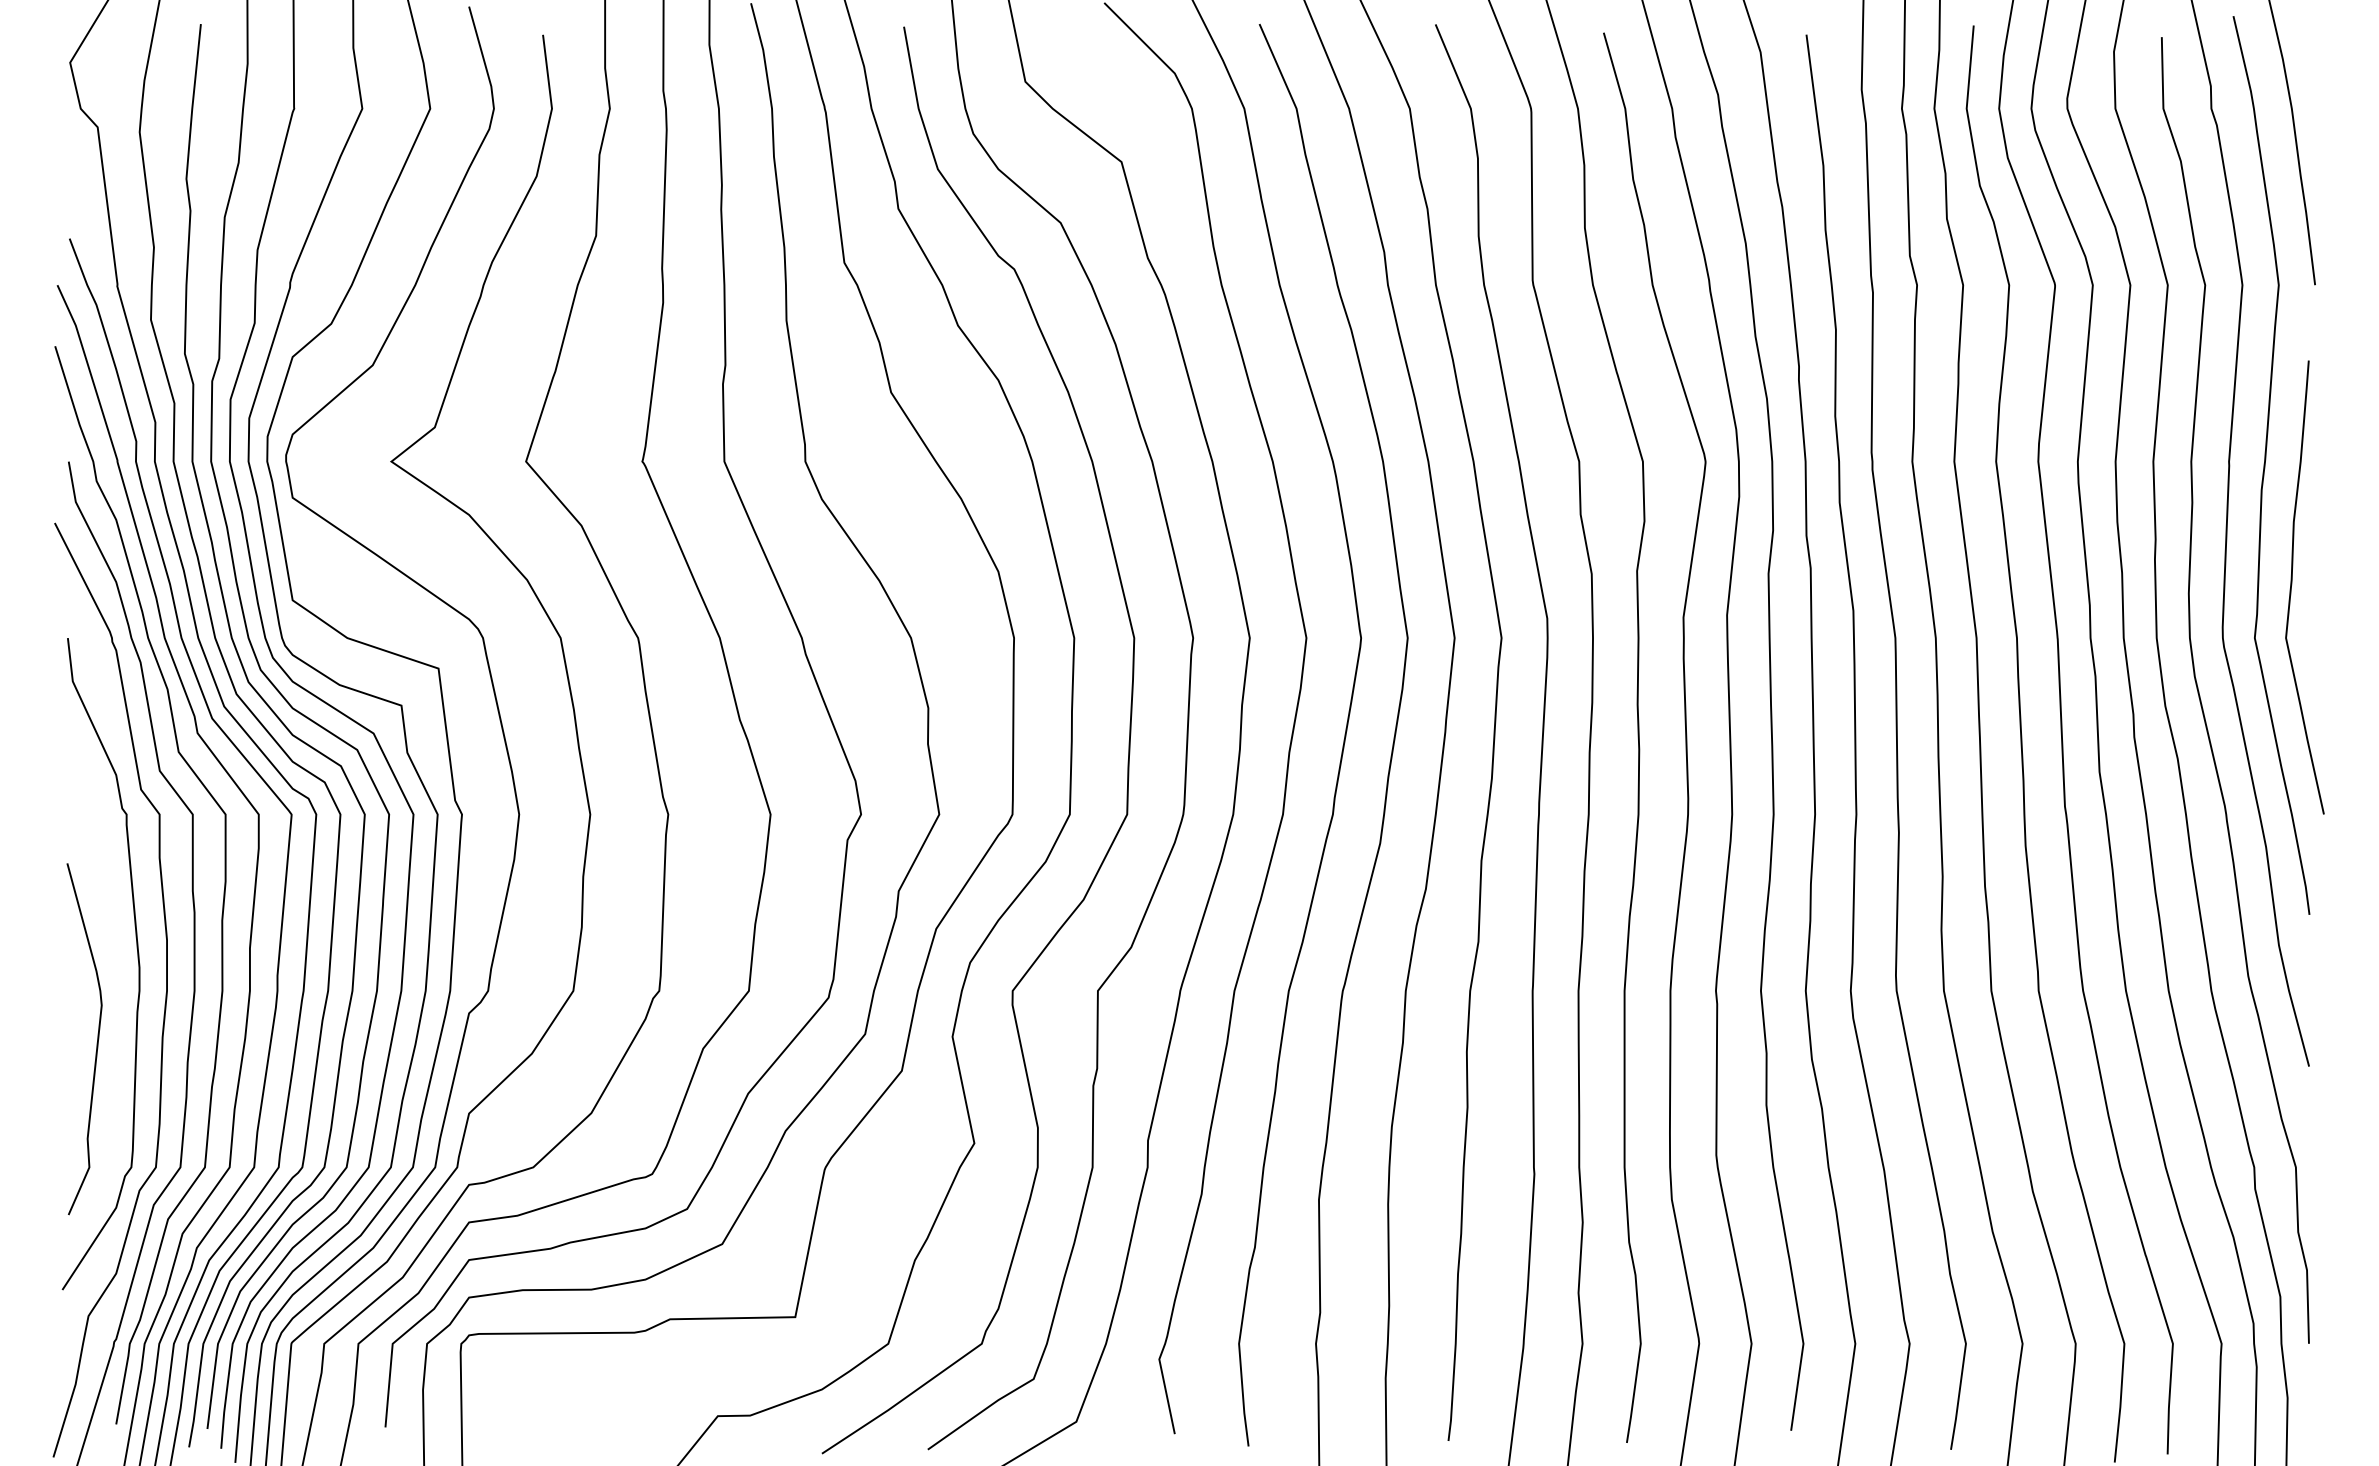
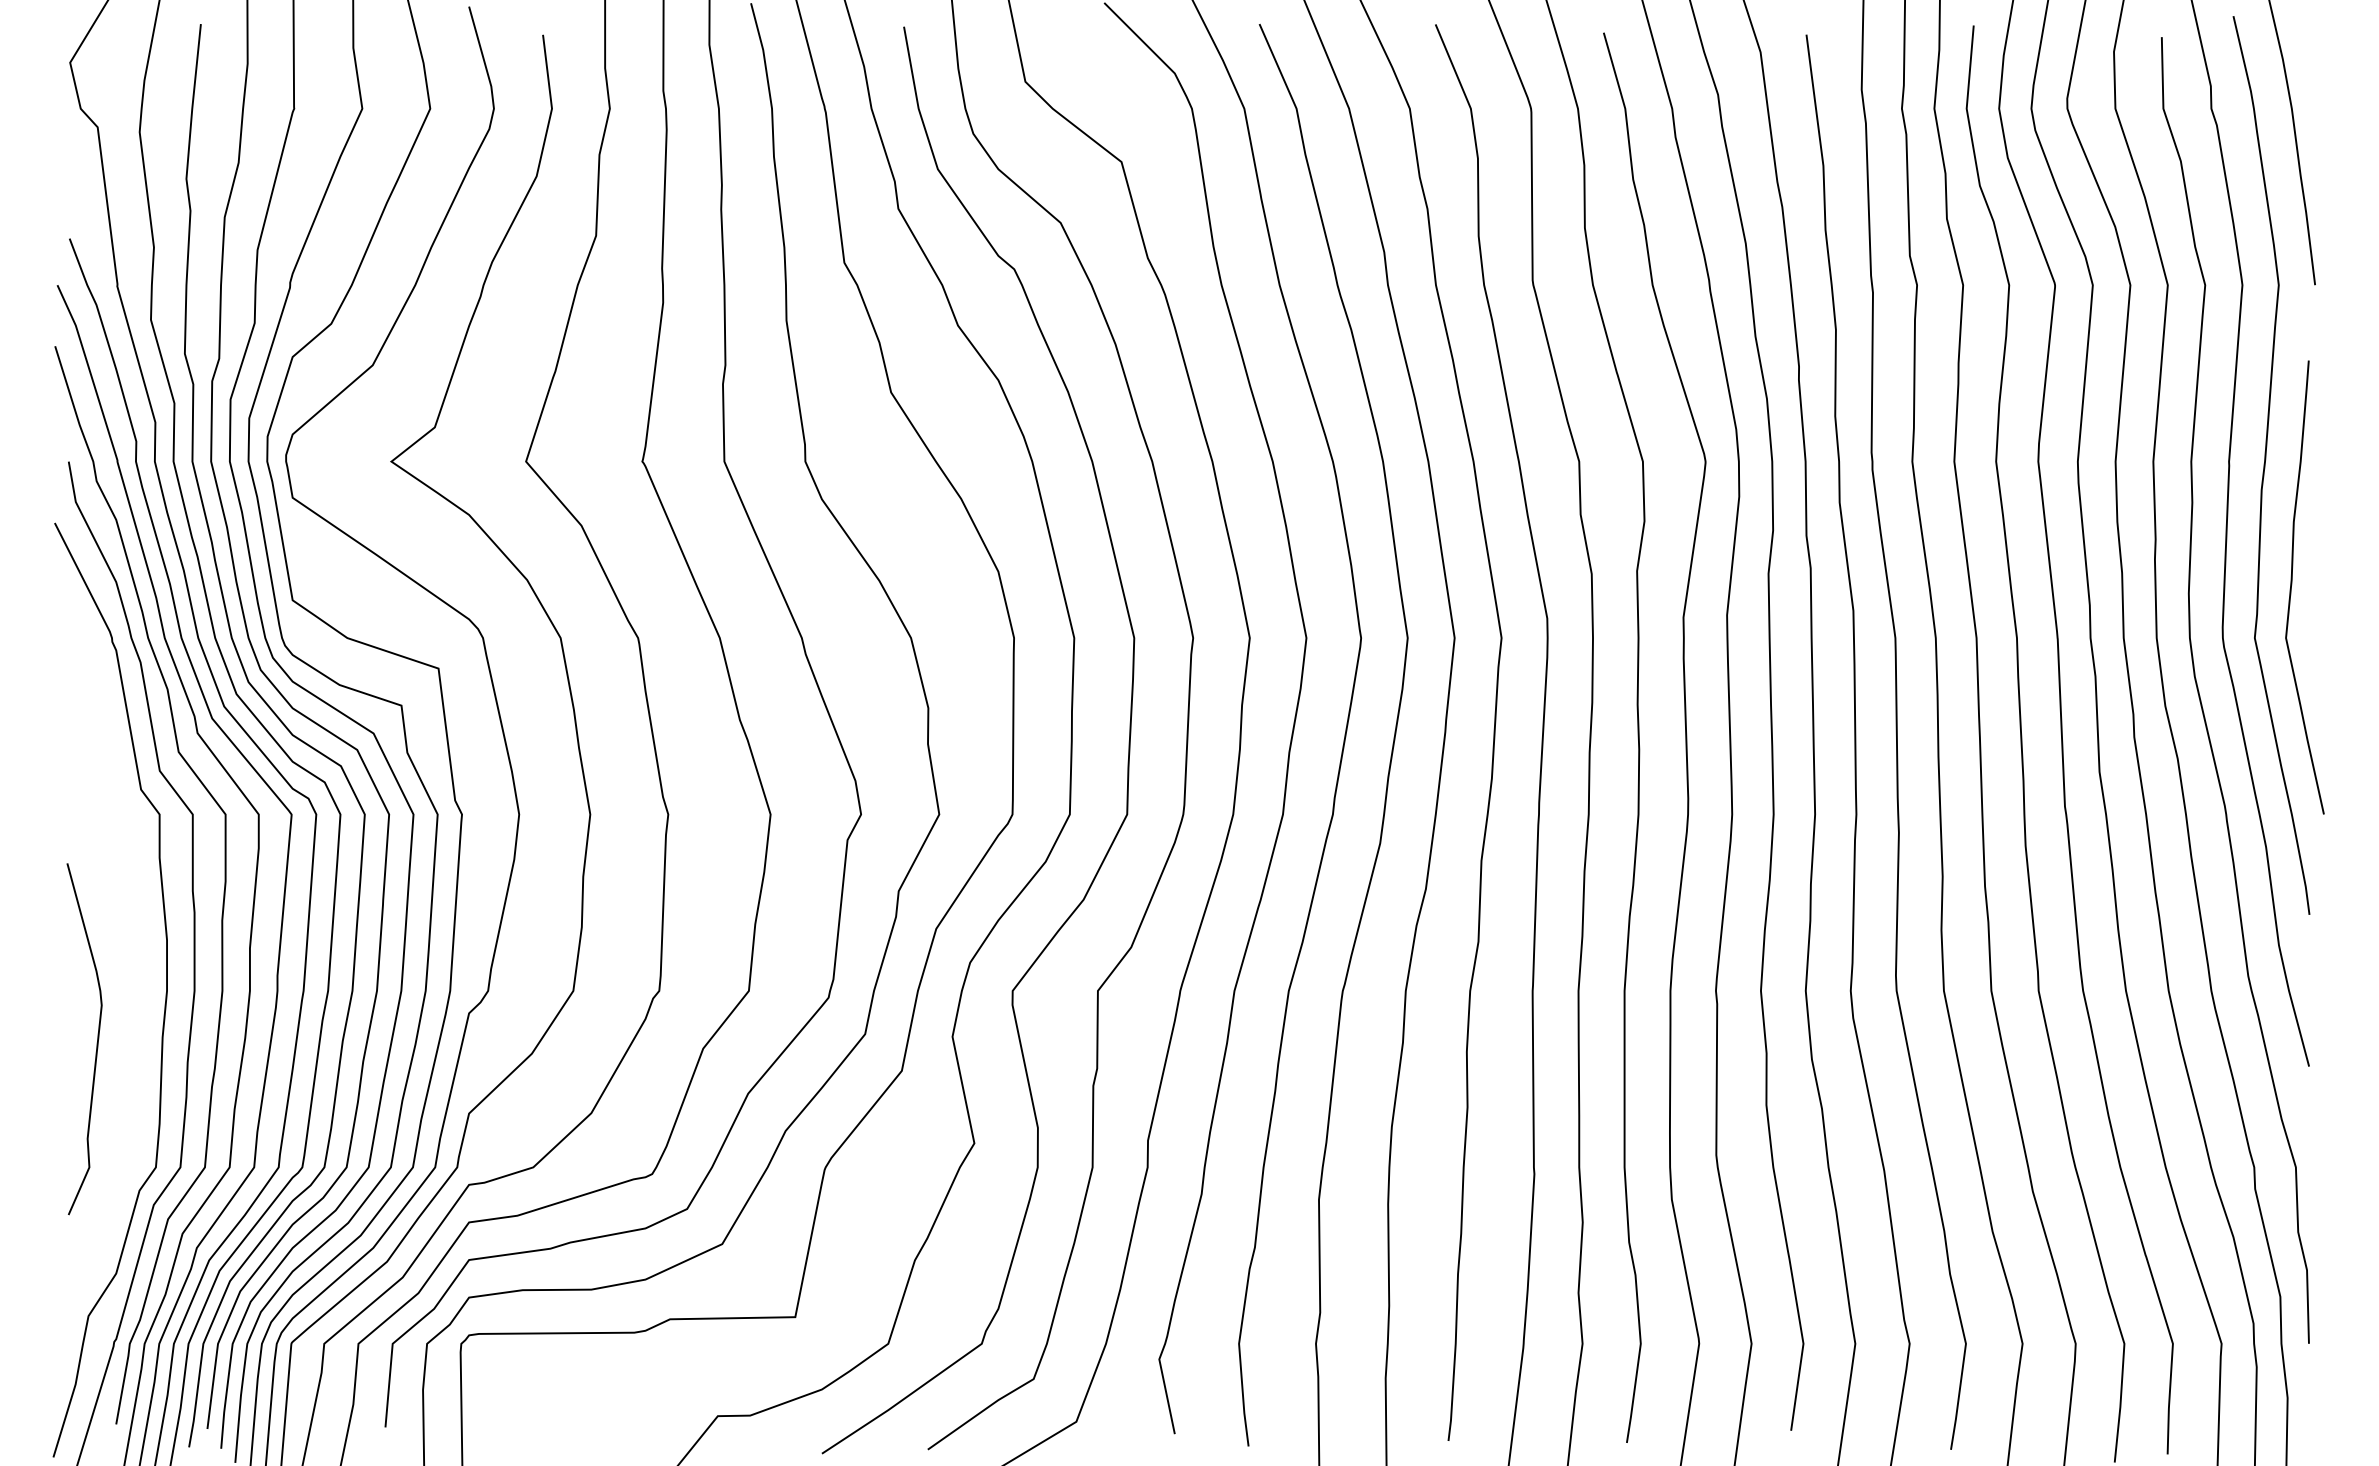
curve: present -> none (137, 959)
